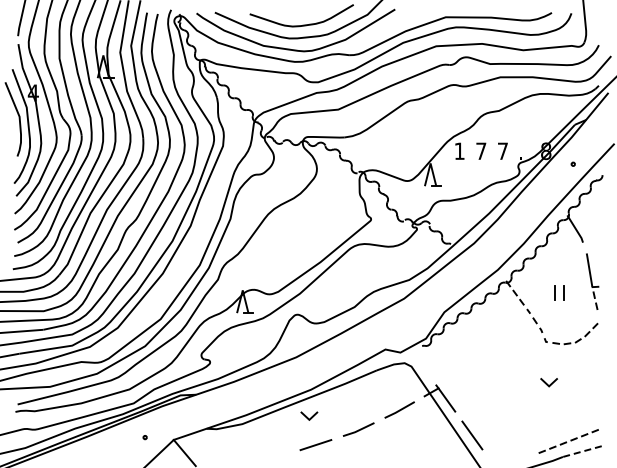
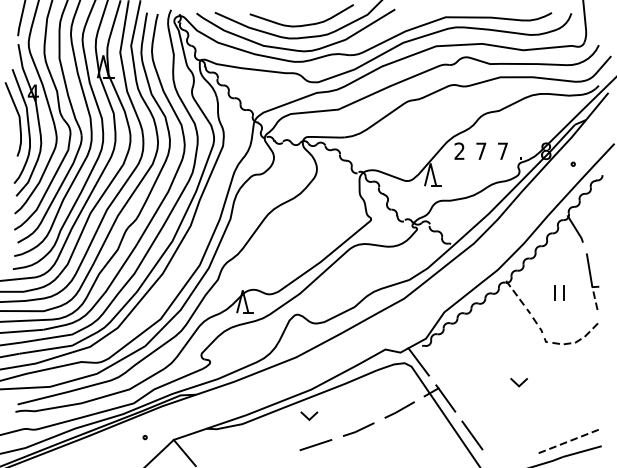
text: 1 -> 2 (459, 150)
line: none -> present (418, 361)
line position: (547, 383) -> (517, 383) (517, 383)
line: dashed -> solid (581, 451)
